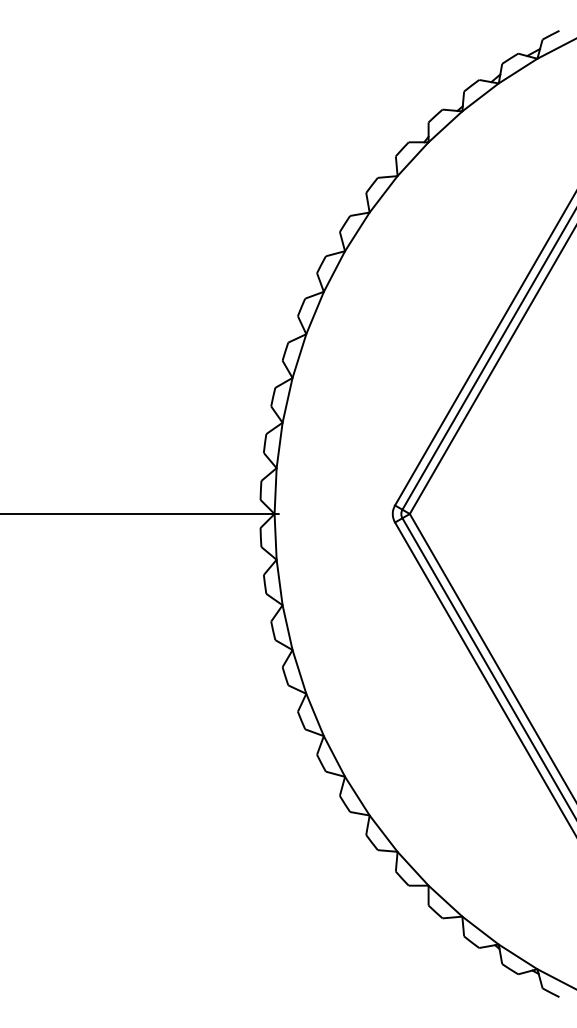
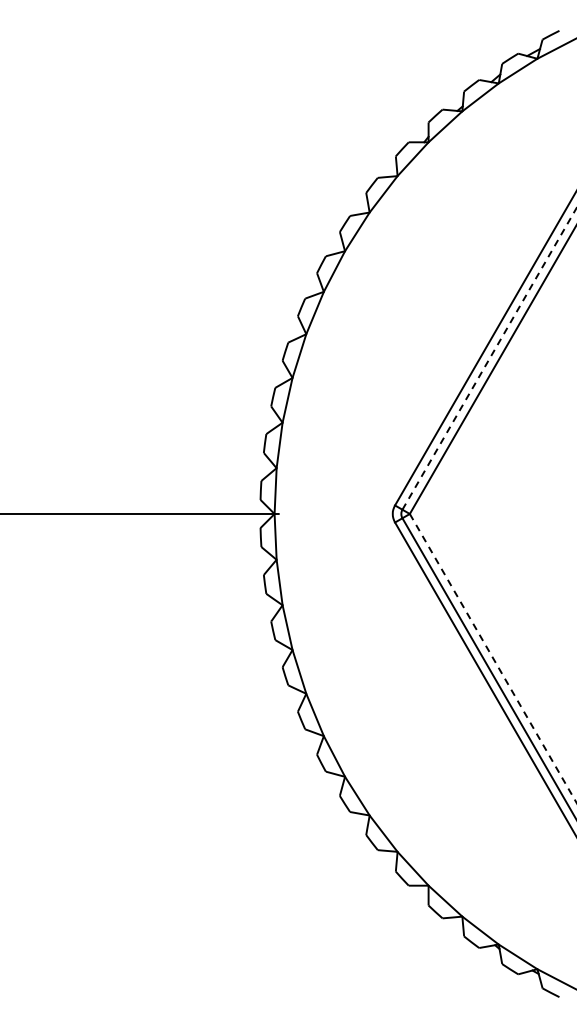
line: solid -> dashed (489, 358)
line: solid -> dashed (493, 658)
